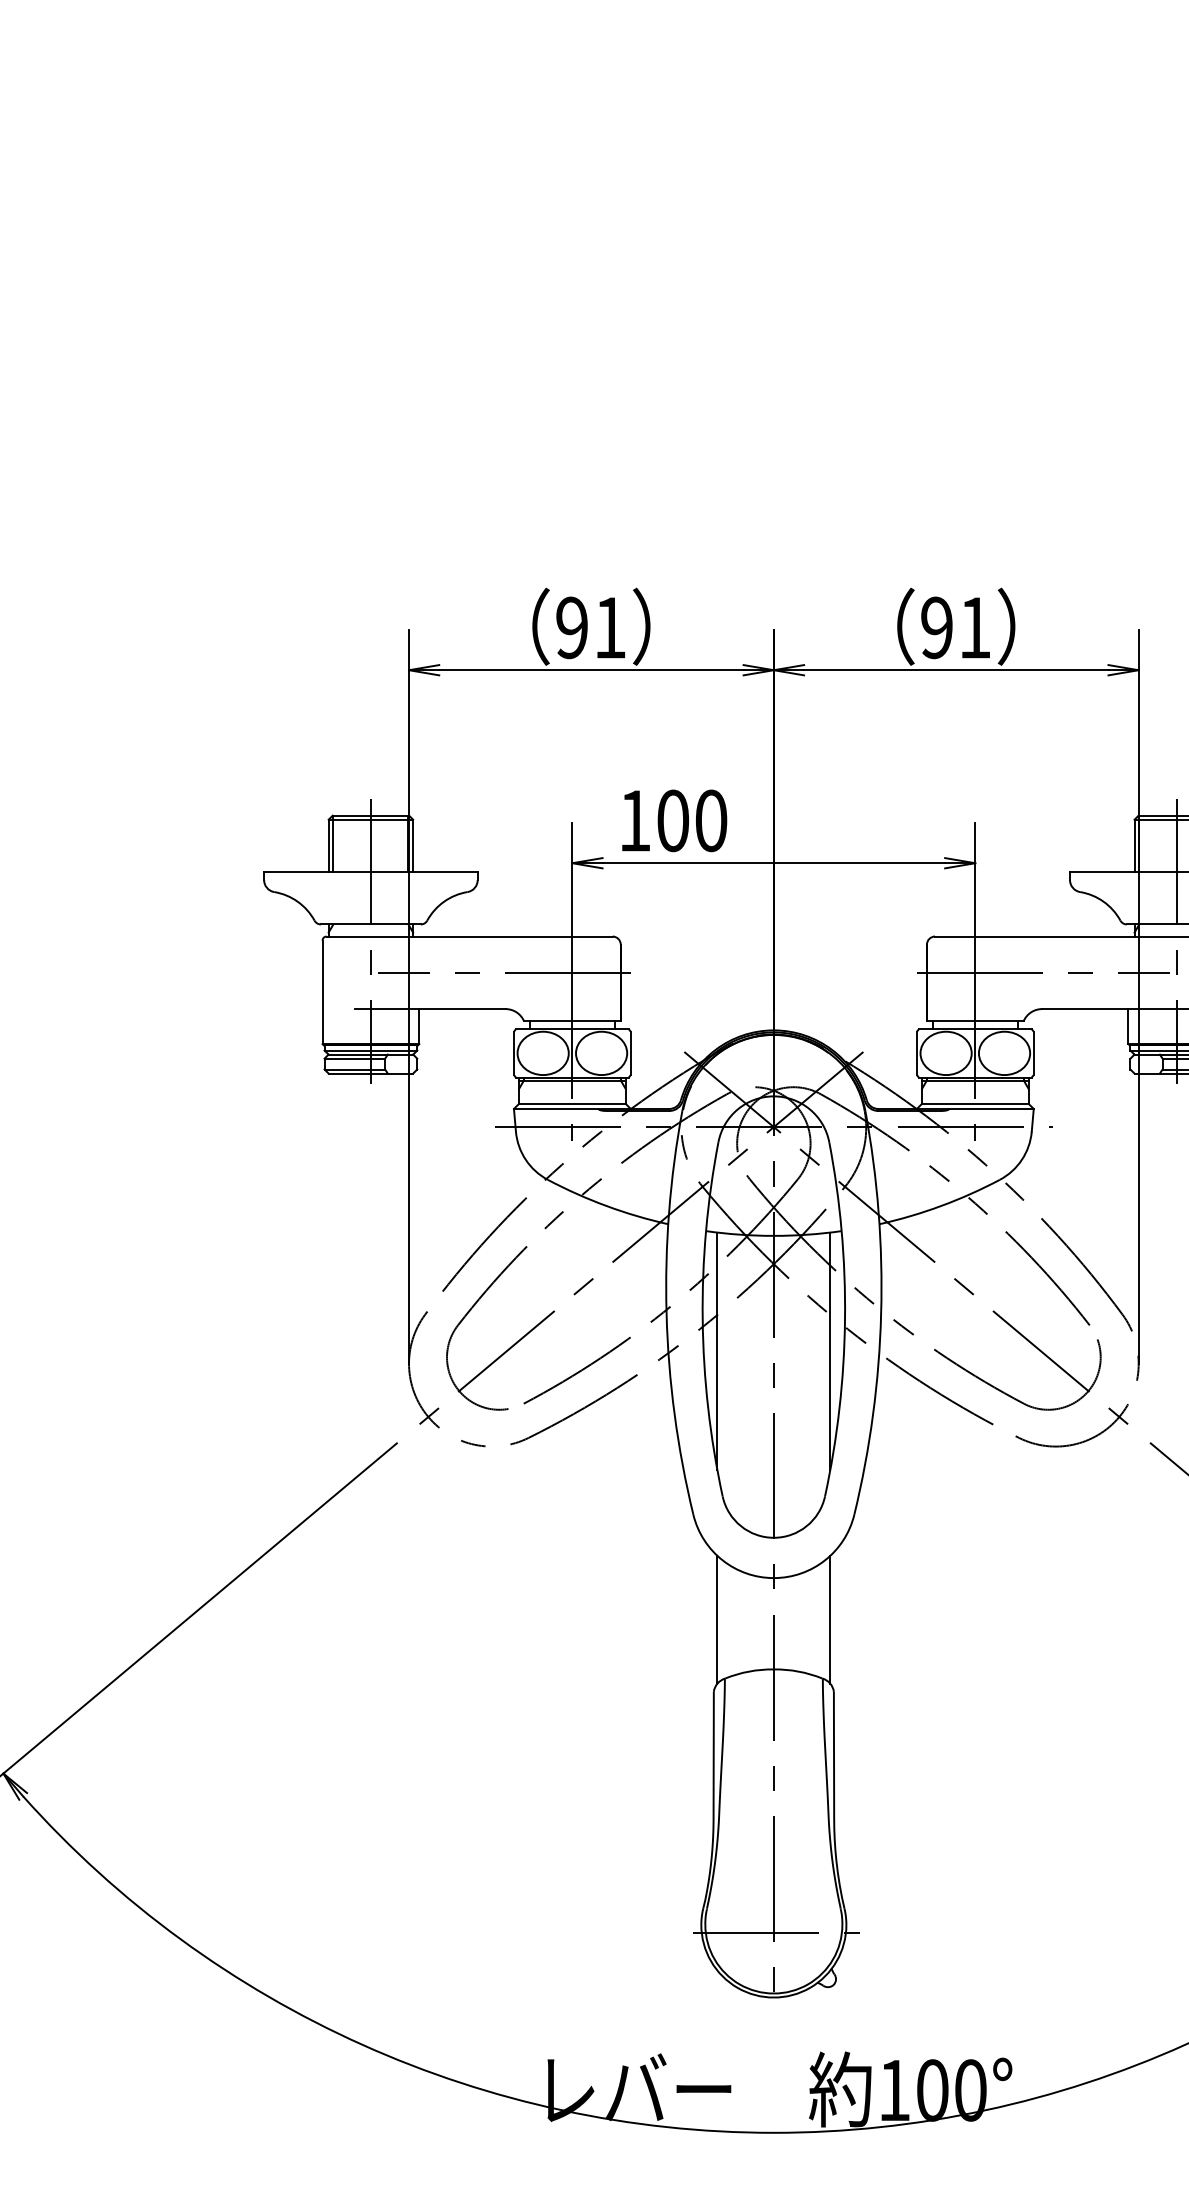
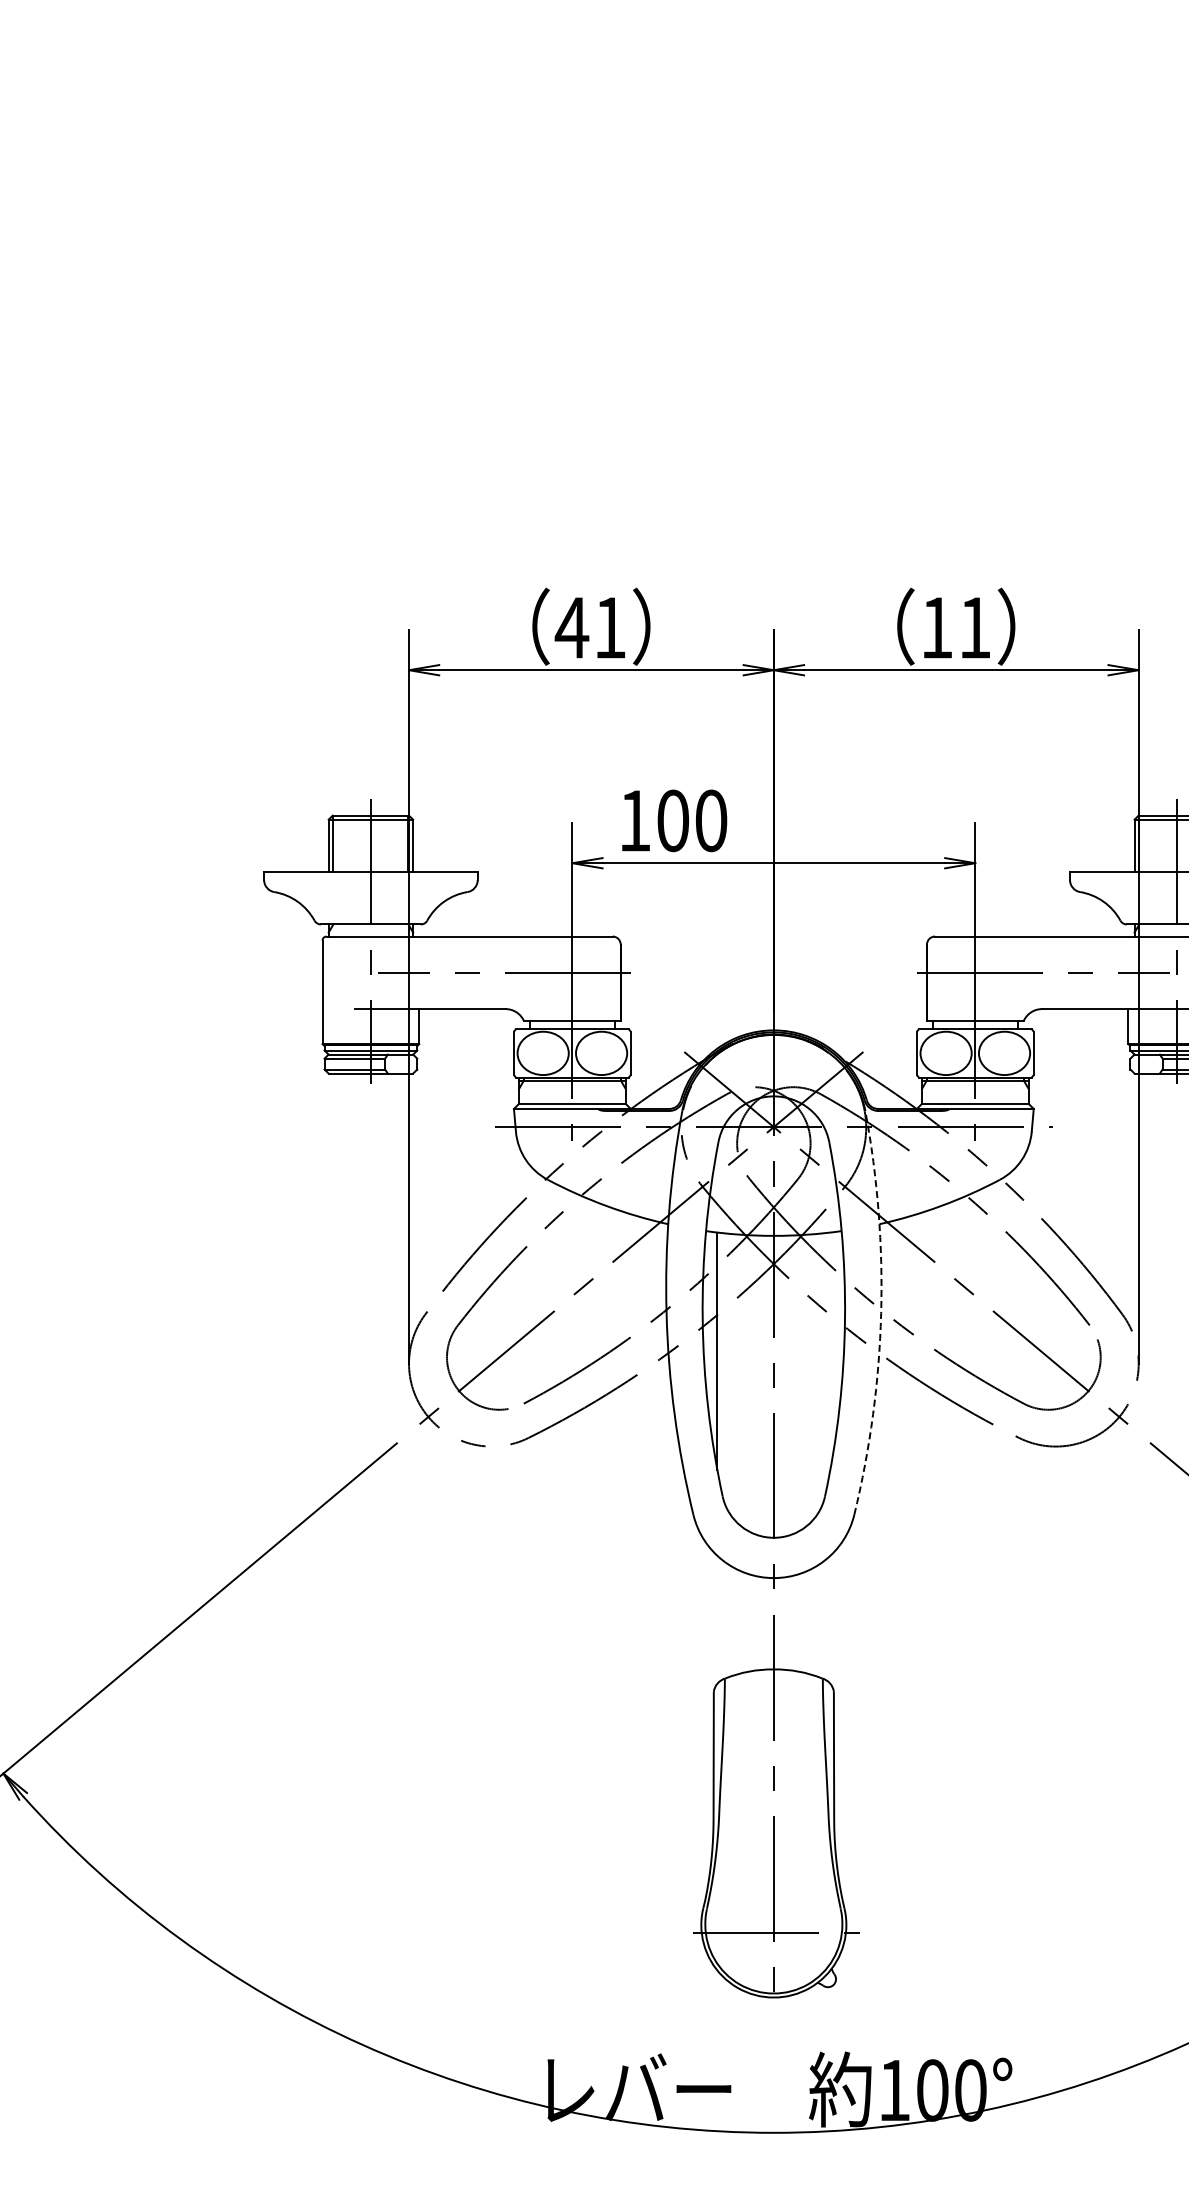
text: 91 -> 41 (571, 627)
text: 91 -> 11 (936, 627)
arc: solid -> dashed (881, 1313)
line: present -> none (830, 1351)
line: present -> none (717, 1619)
line: present -> none (830, 1619)
